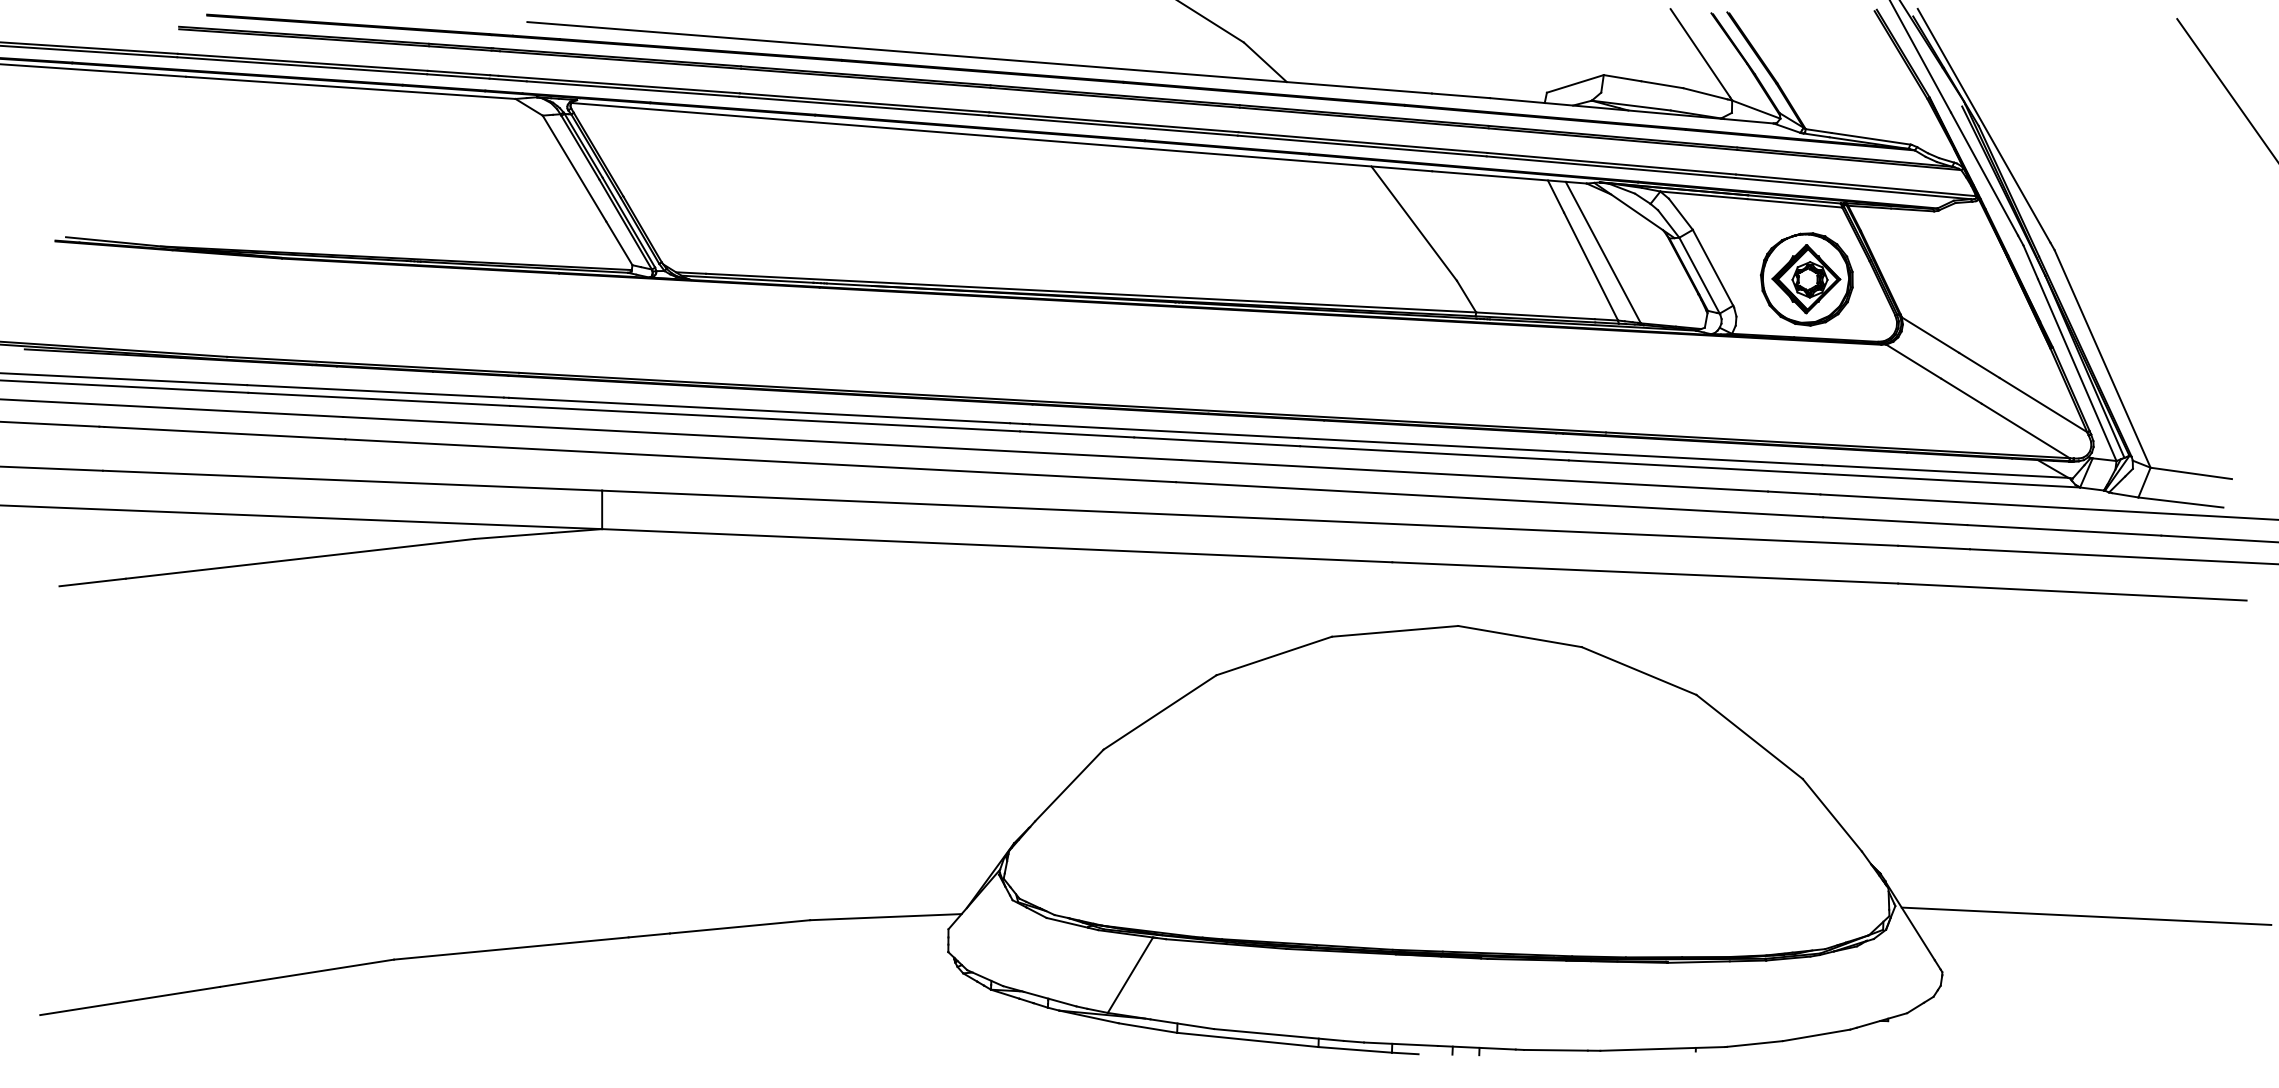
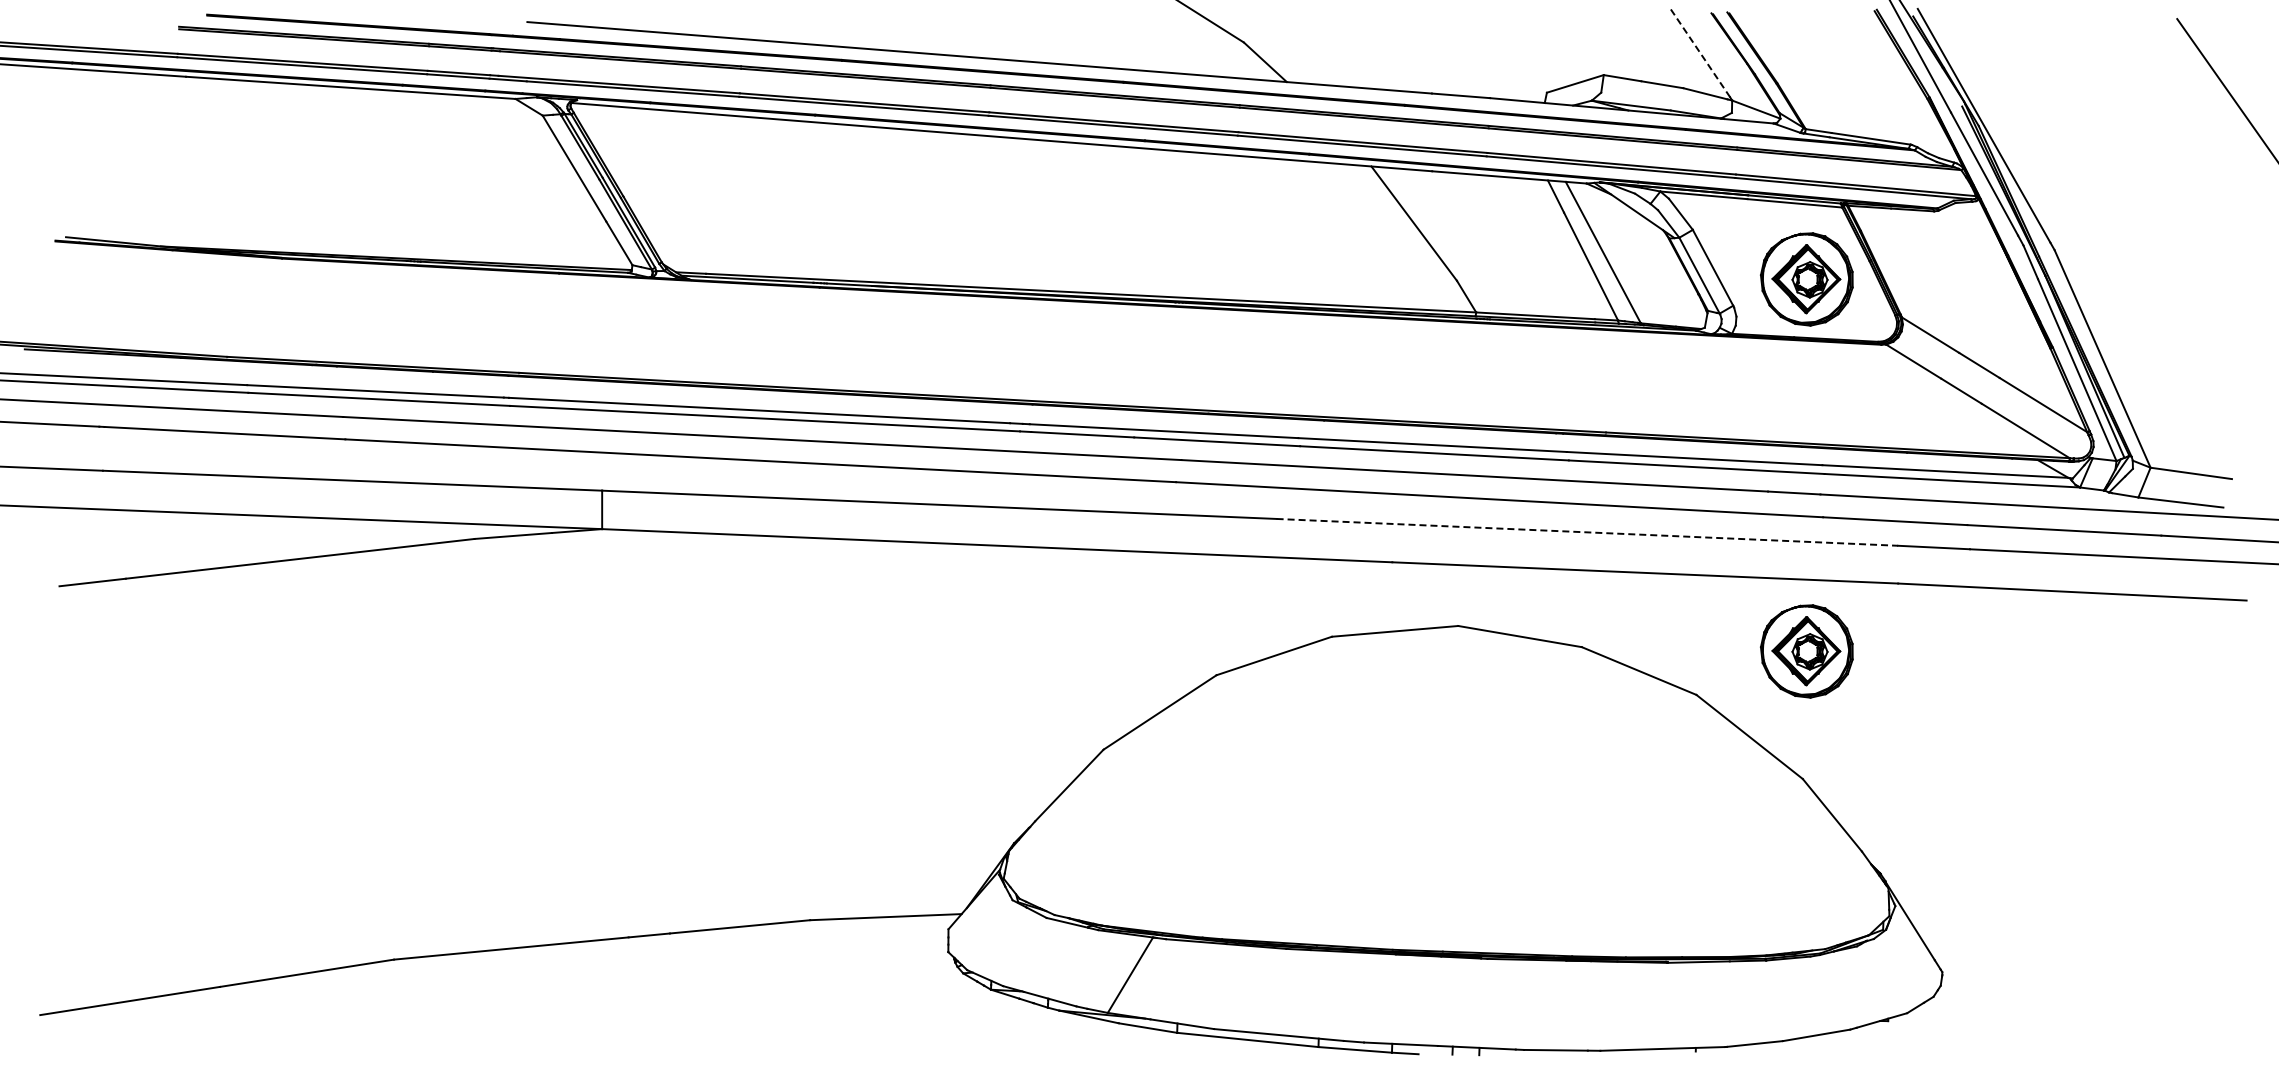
line: solid -> dashed (1700, 52)
line: solid -> dashed (1587, 532)
part: none -> present (1806, 651)
line: present -> none (2086, 915)
